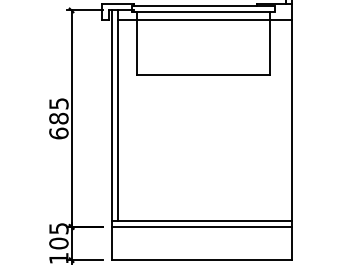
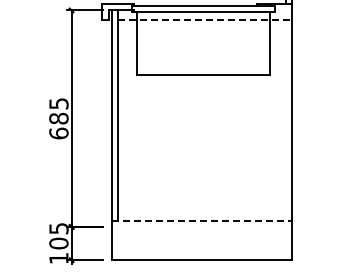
line: solid -> dashed (204, 19)
line: solid -> dashed (202, 221)
line: present -> none (201, 226)
